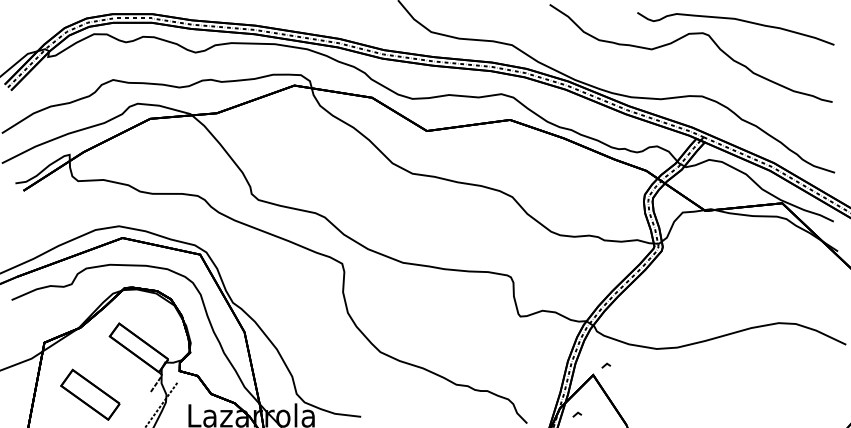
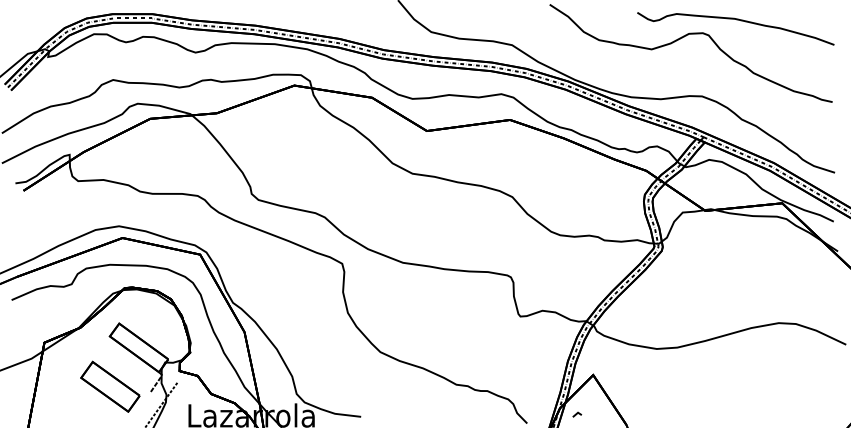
line: present -> none (606, 365)
part position: (90, 394) -> (110, 386) (110, 386)
